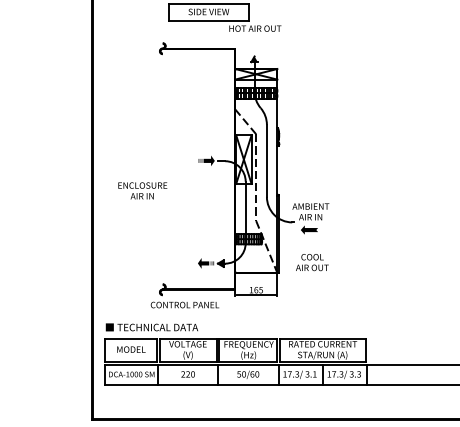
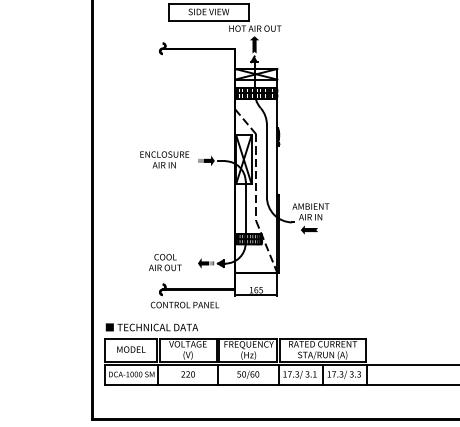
fill: none -> present (254, 44)
text position: (142, 190) -> (164, 159) (164, 159)
text position: (312, 262) -> (165, 262) (165, 262)
